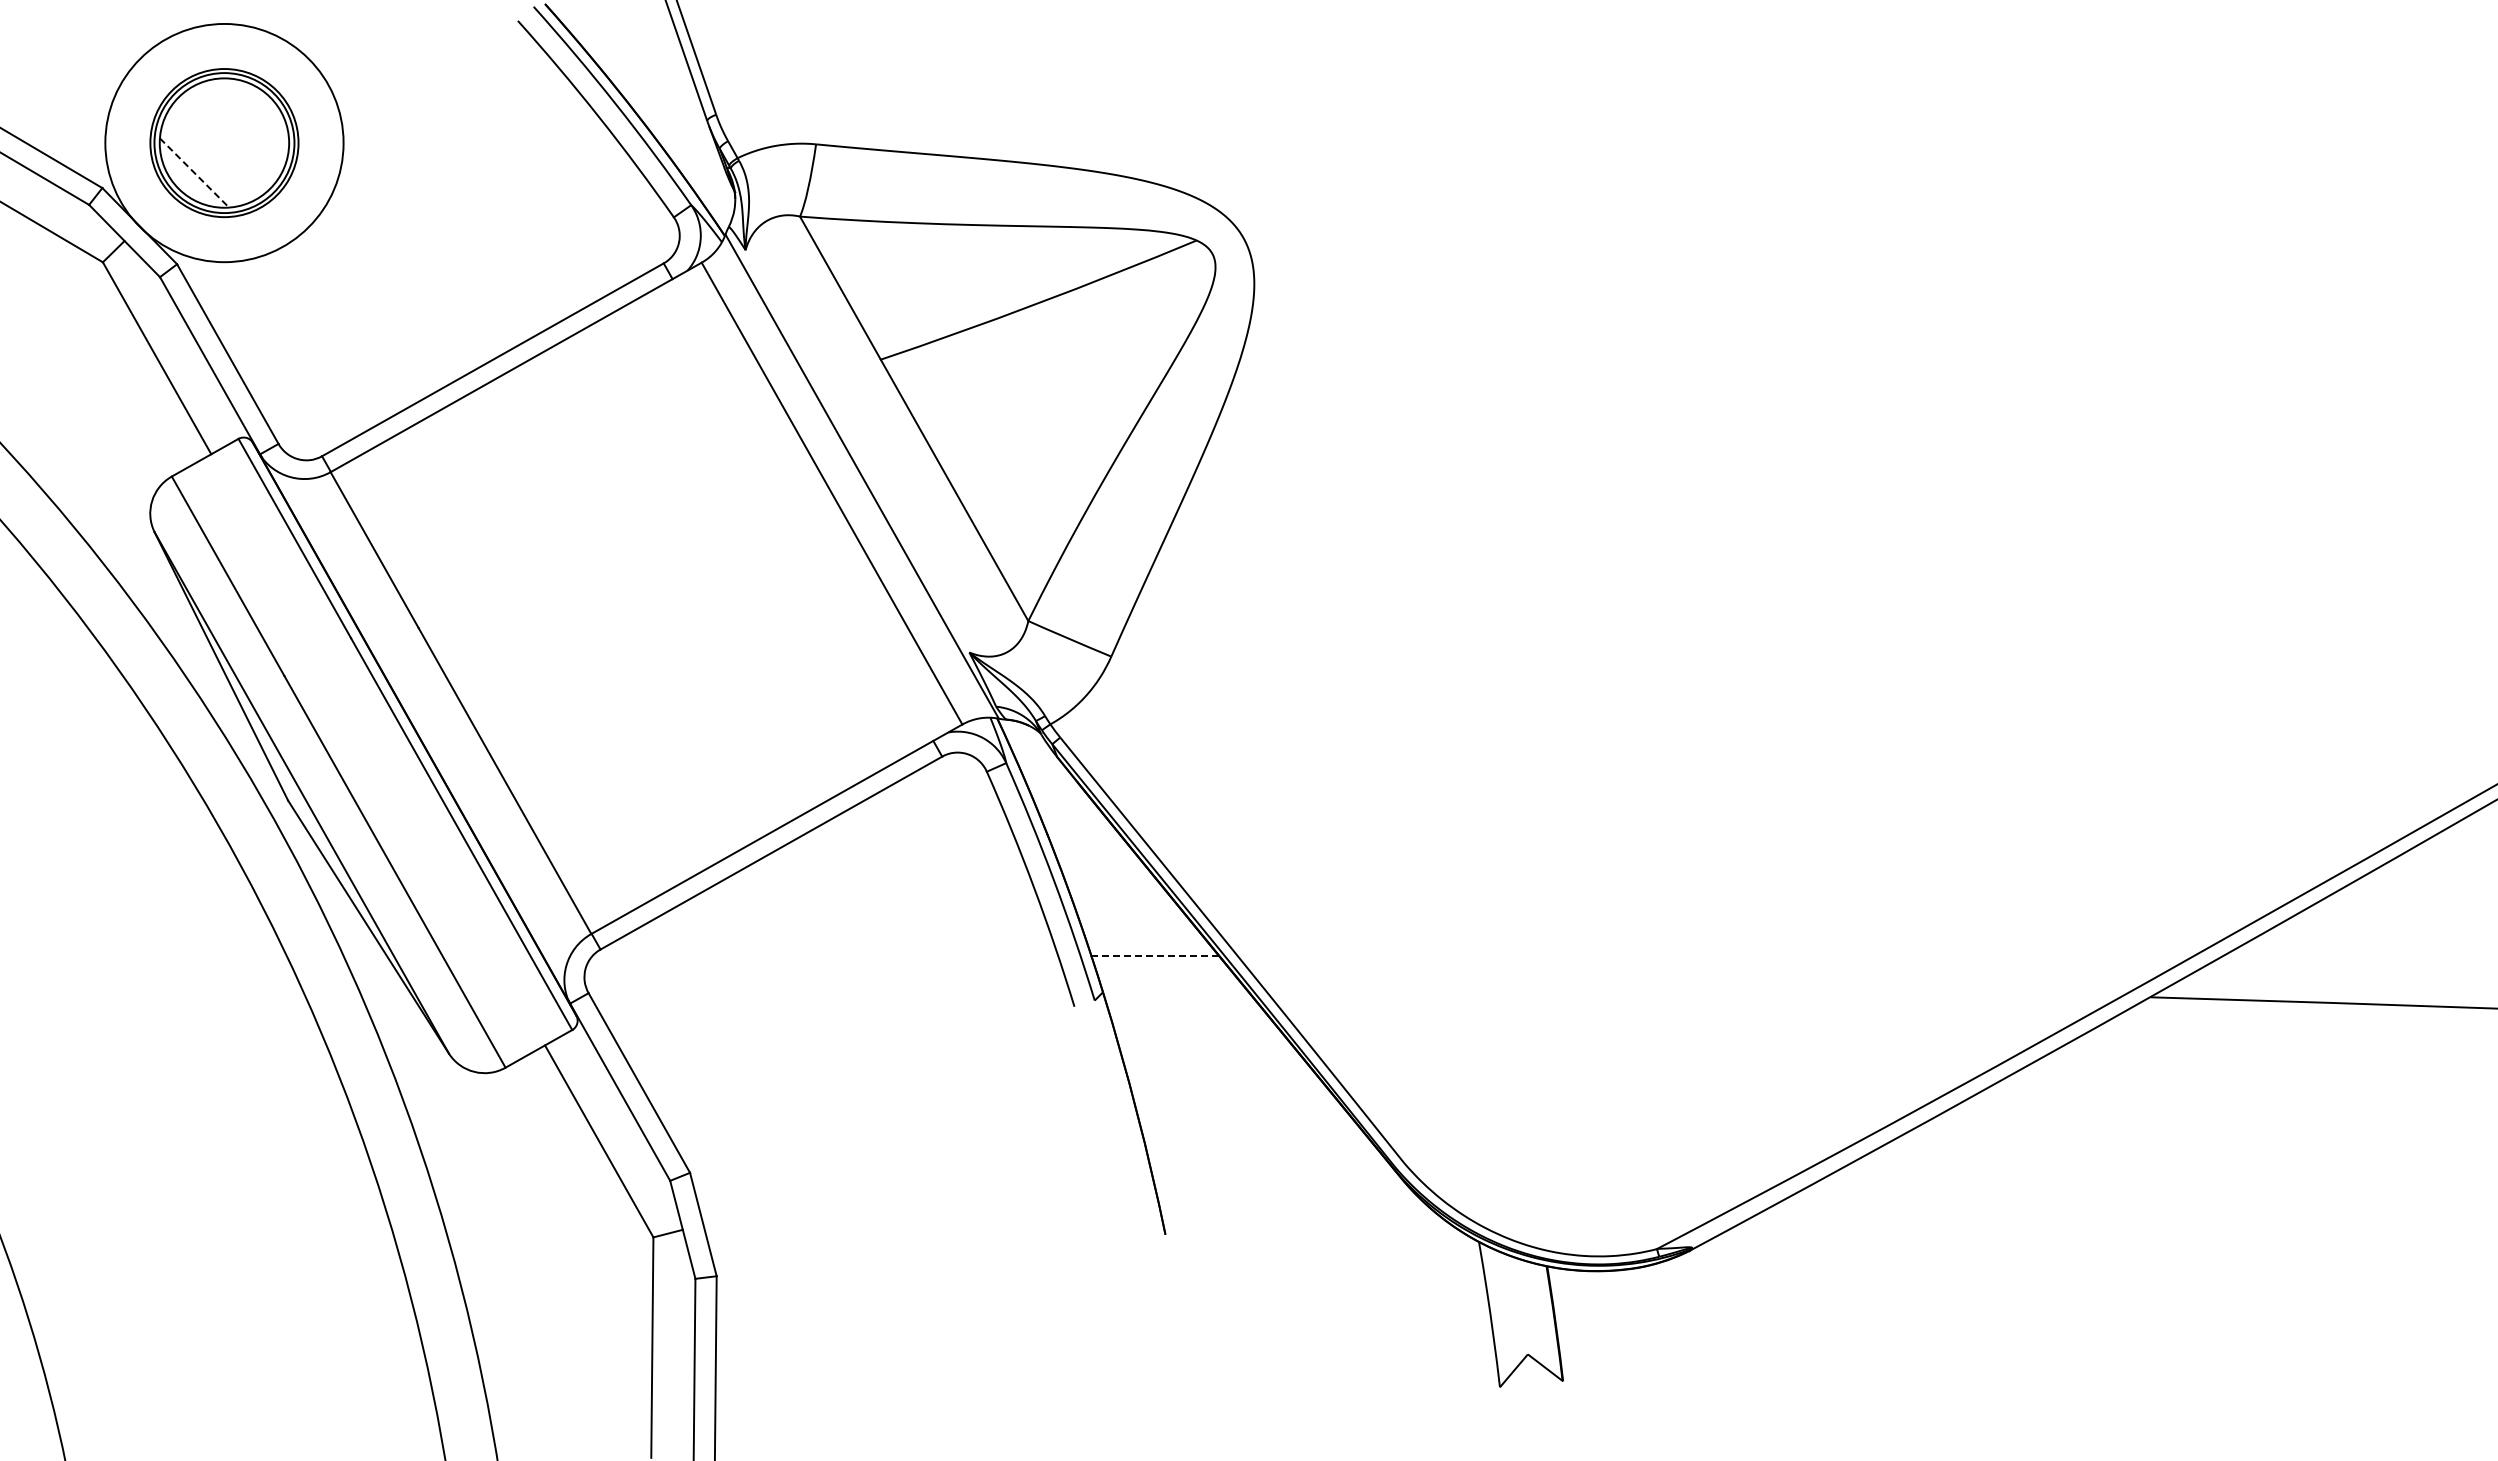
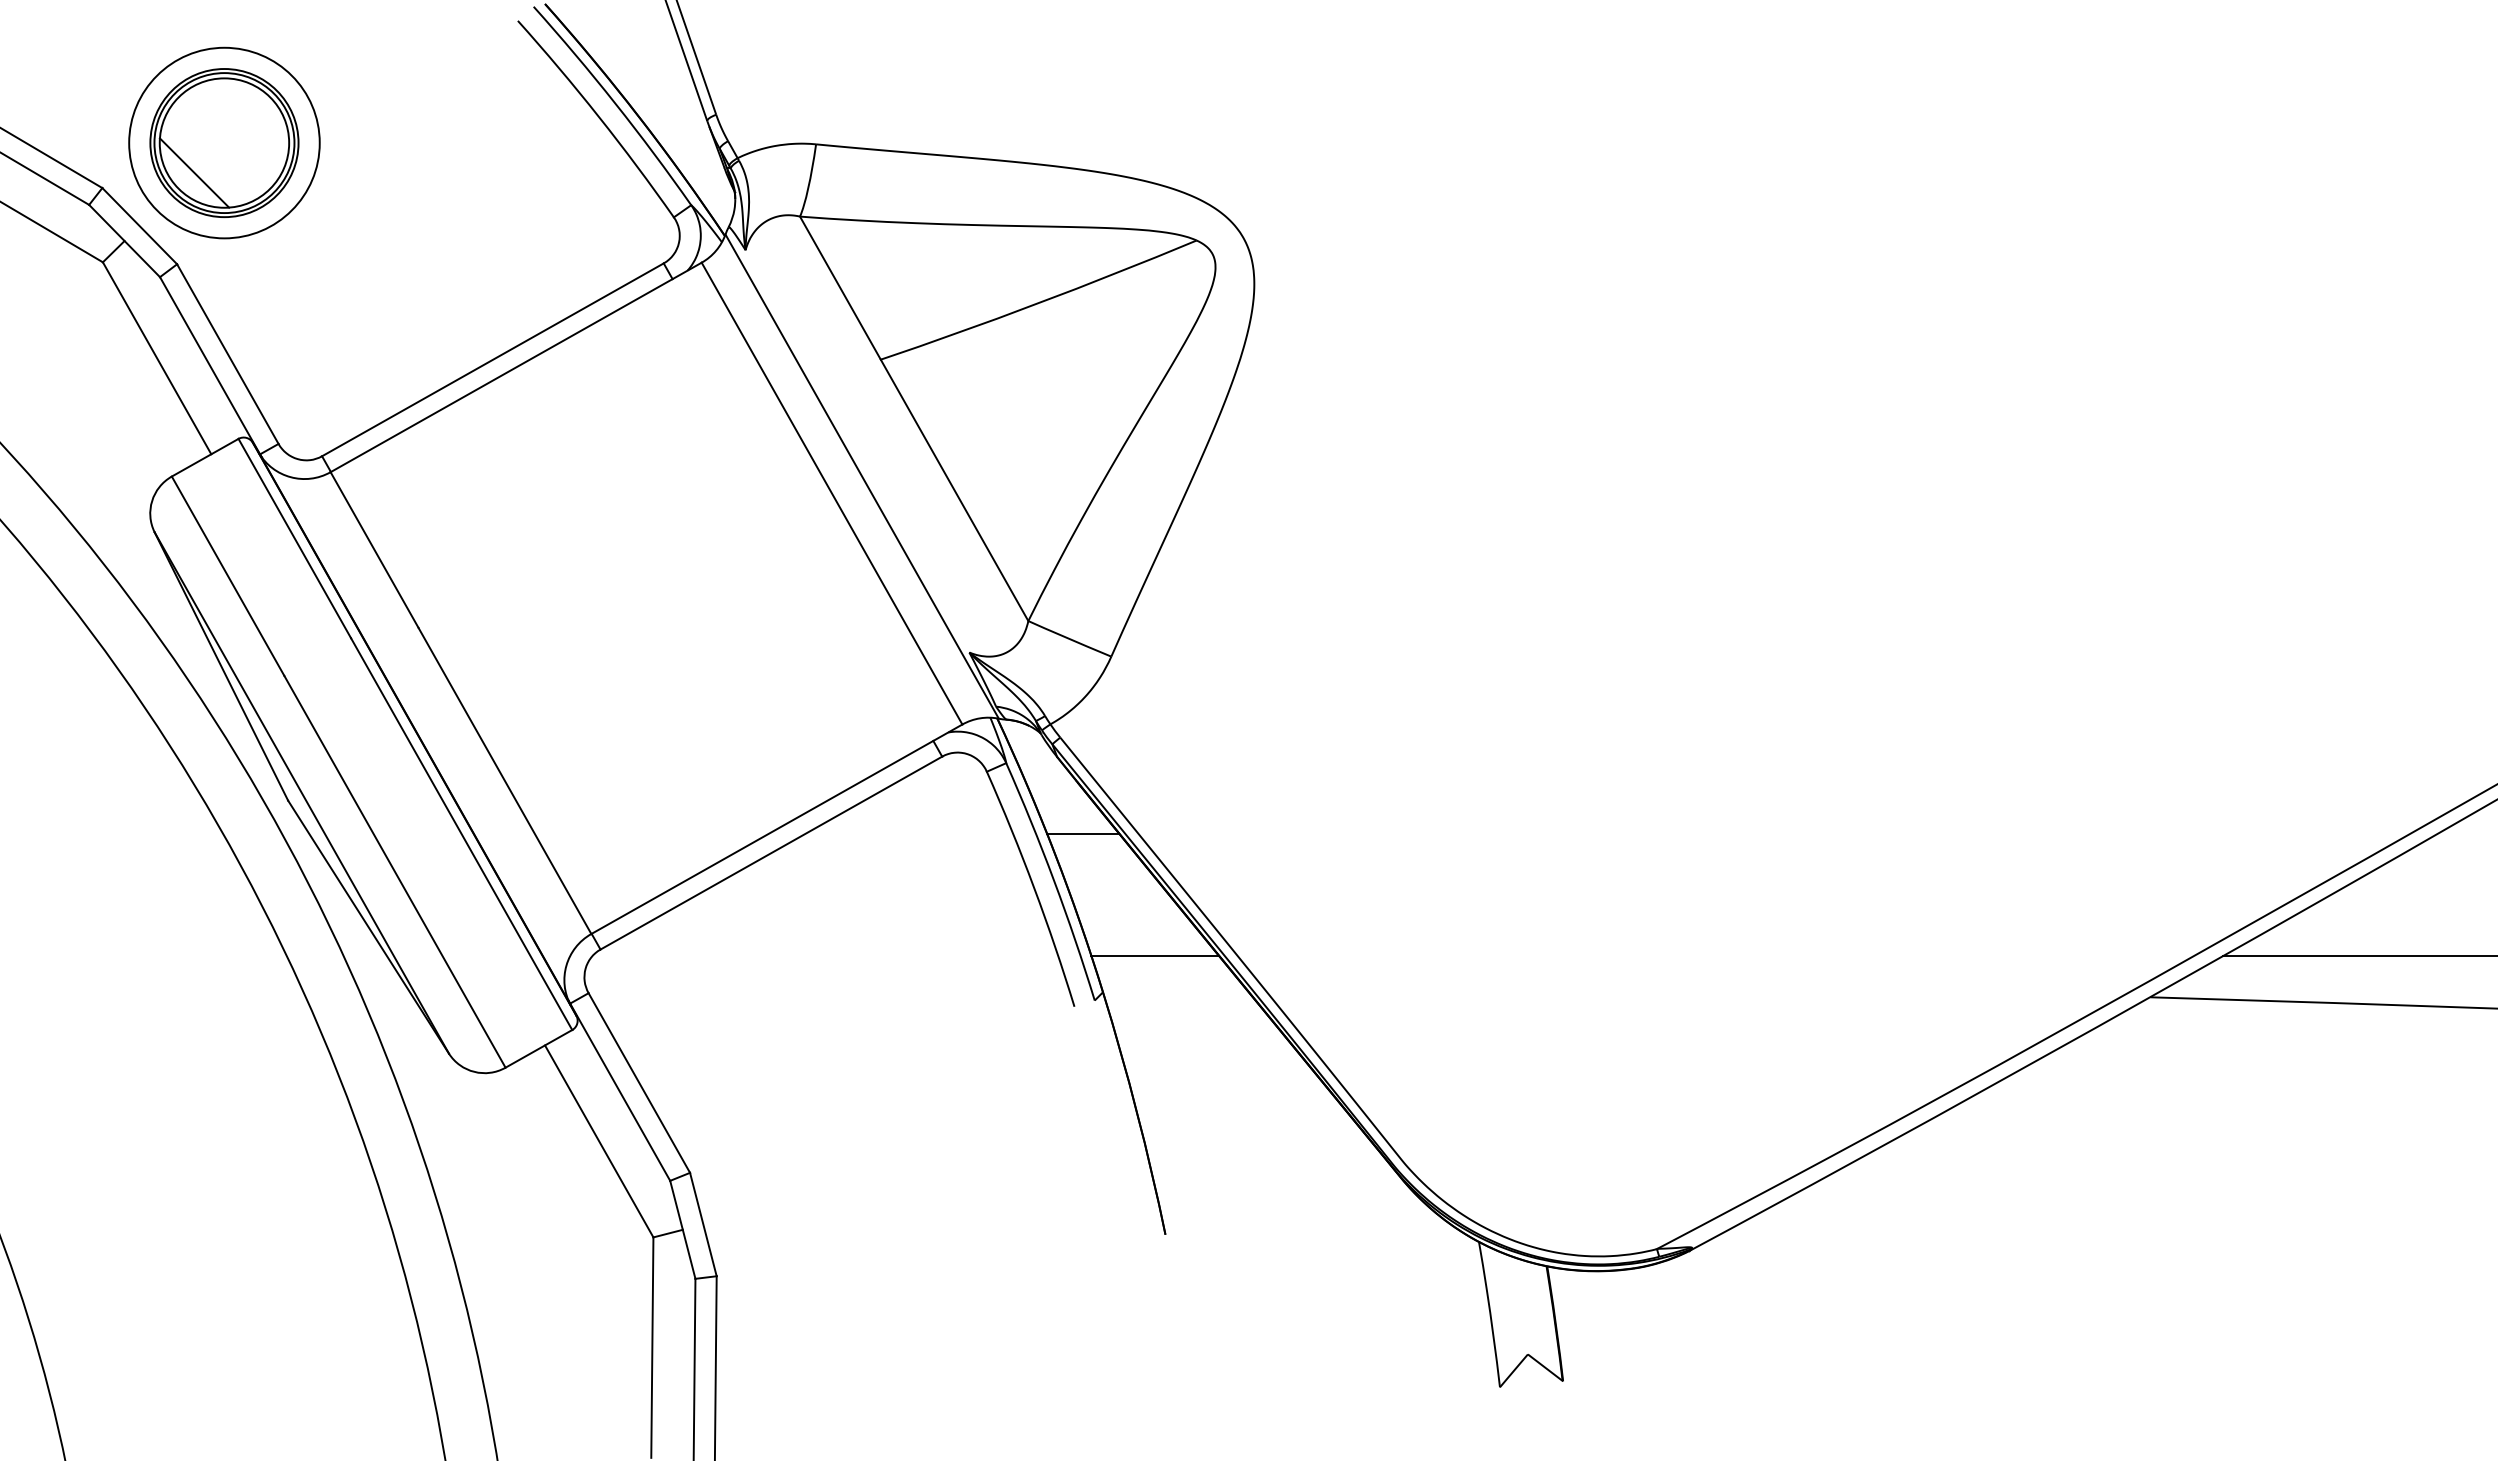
circle diameter: 238 px -> 191 px (224, 142)
line: dashed -> solid (194, 173)
line: none -> present (1083, 833)
line: dashed -> solid (1155, 955)
line: none -> present (2358, 955)
